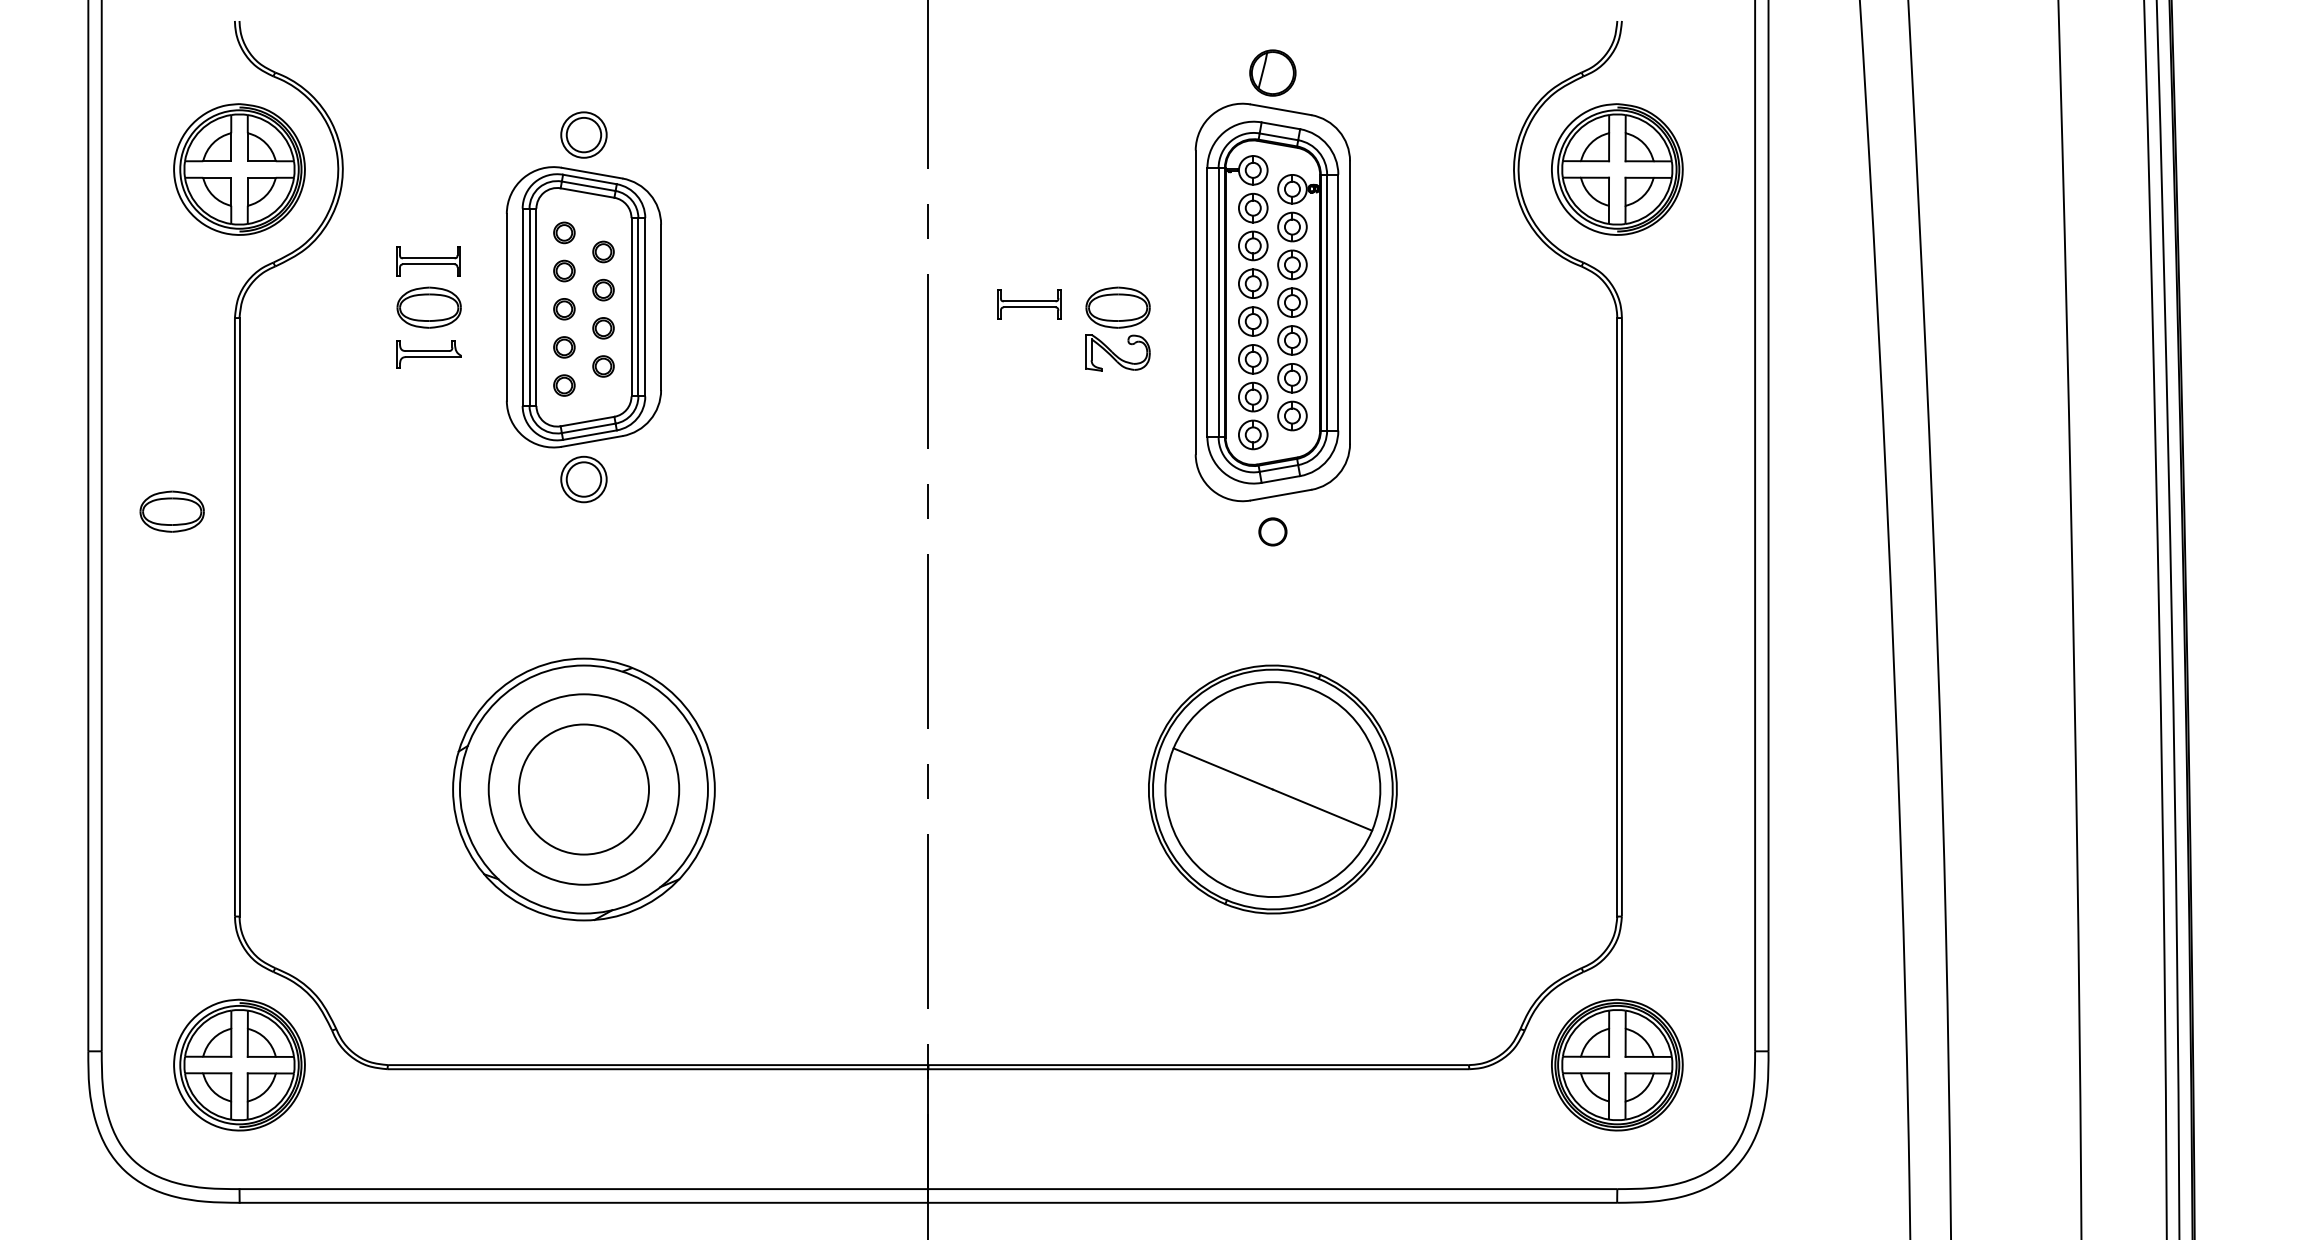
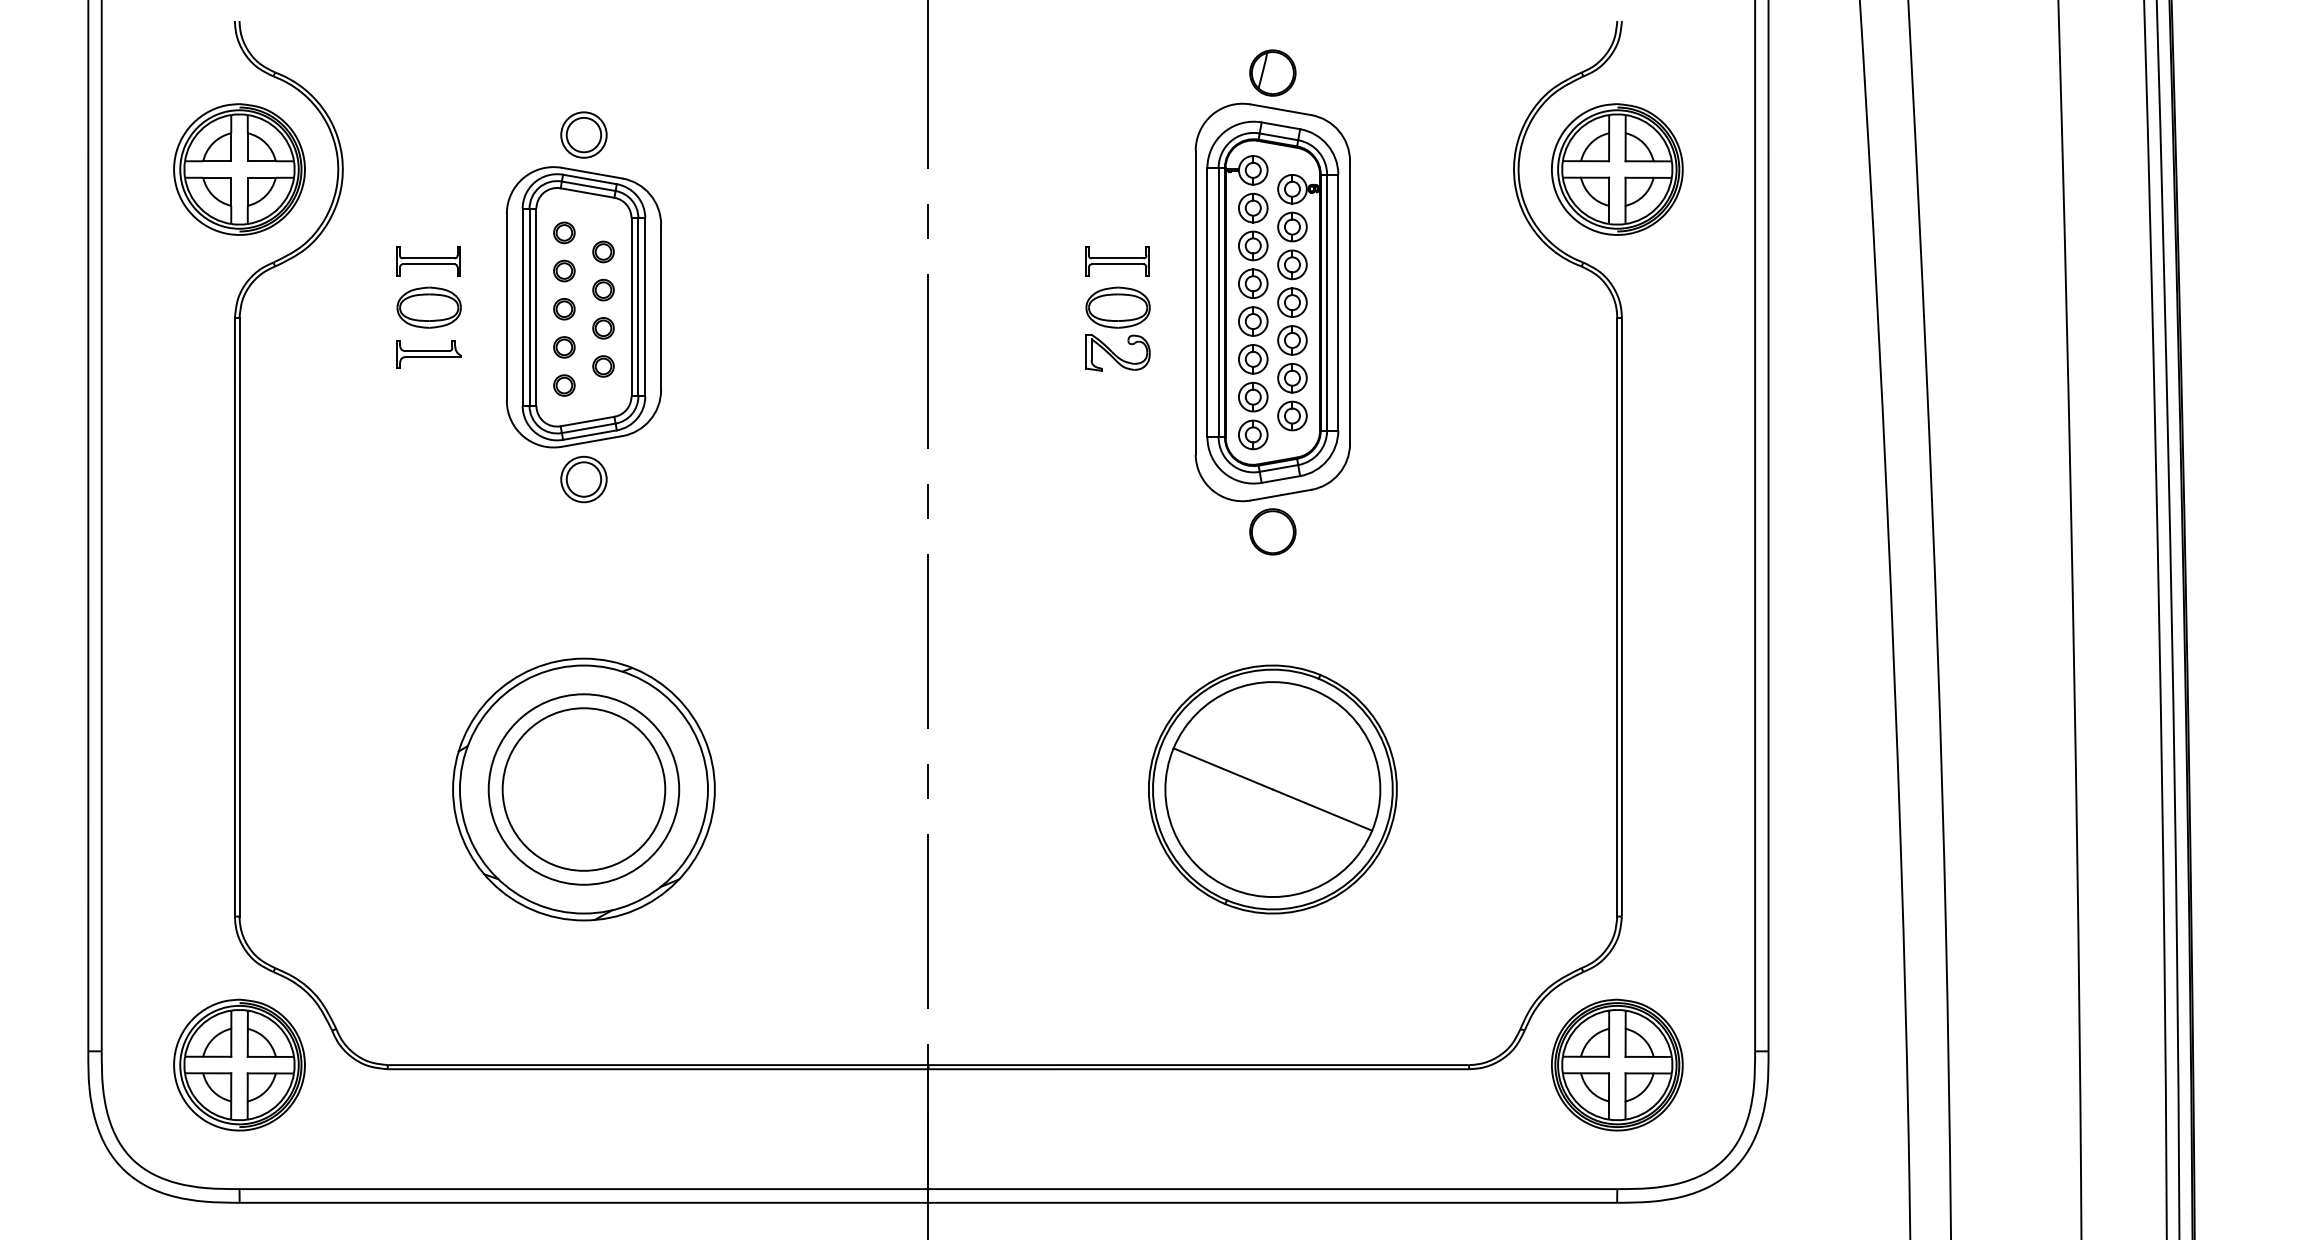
part position: (1029, 304) -> (1117, 261) (1117, 261)
part: present -> none (171, 511)
part size: 30x30 px -> 48x48 px (1272, 531)
circle diameter: 130 px -> 163 px (583, 789)
